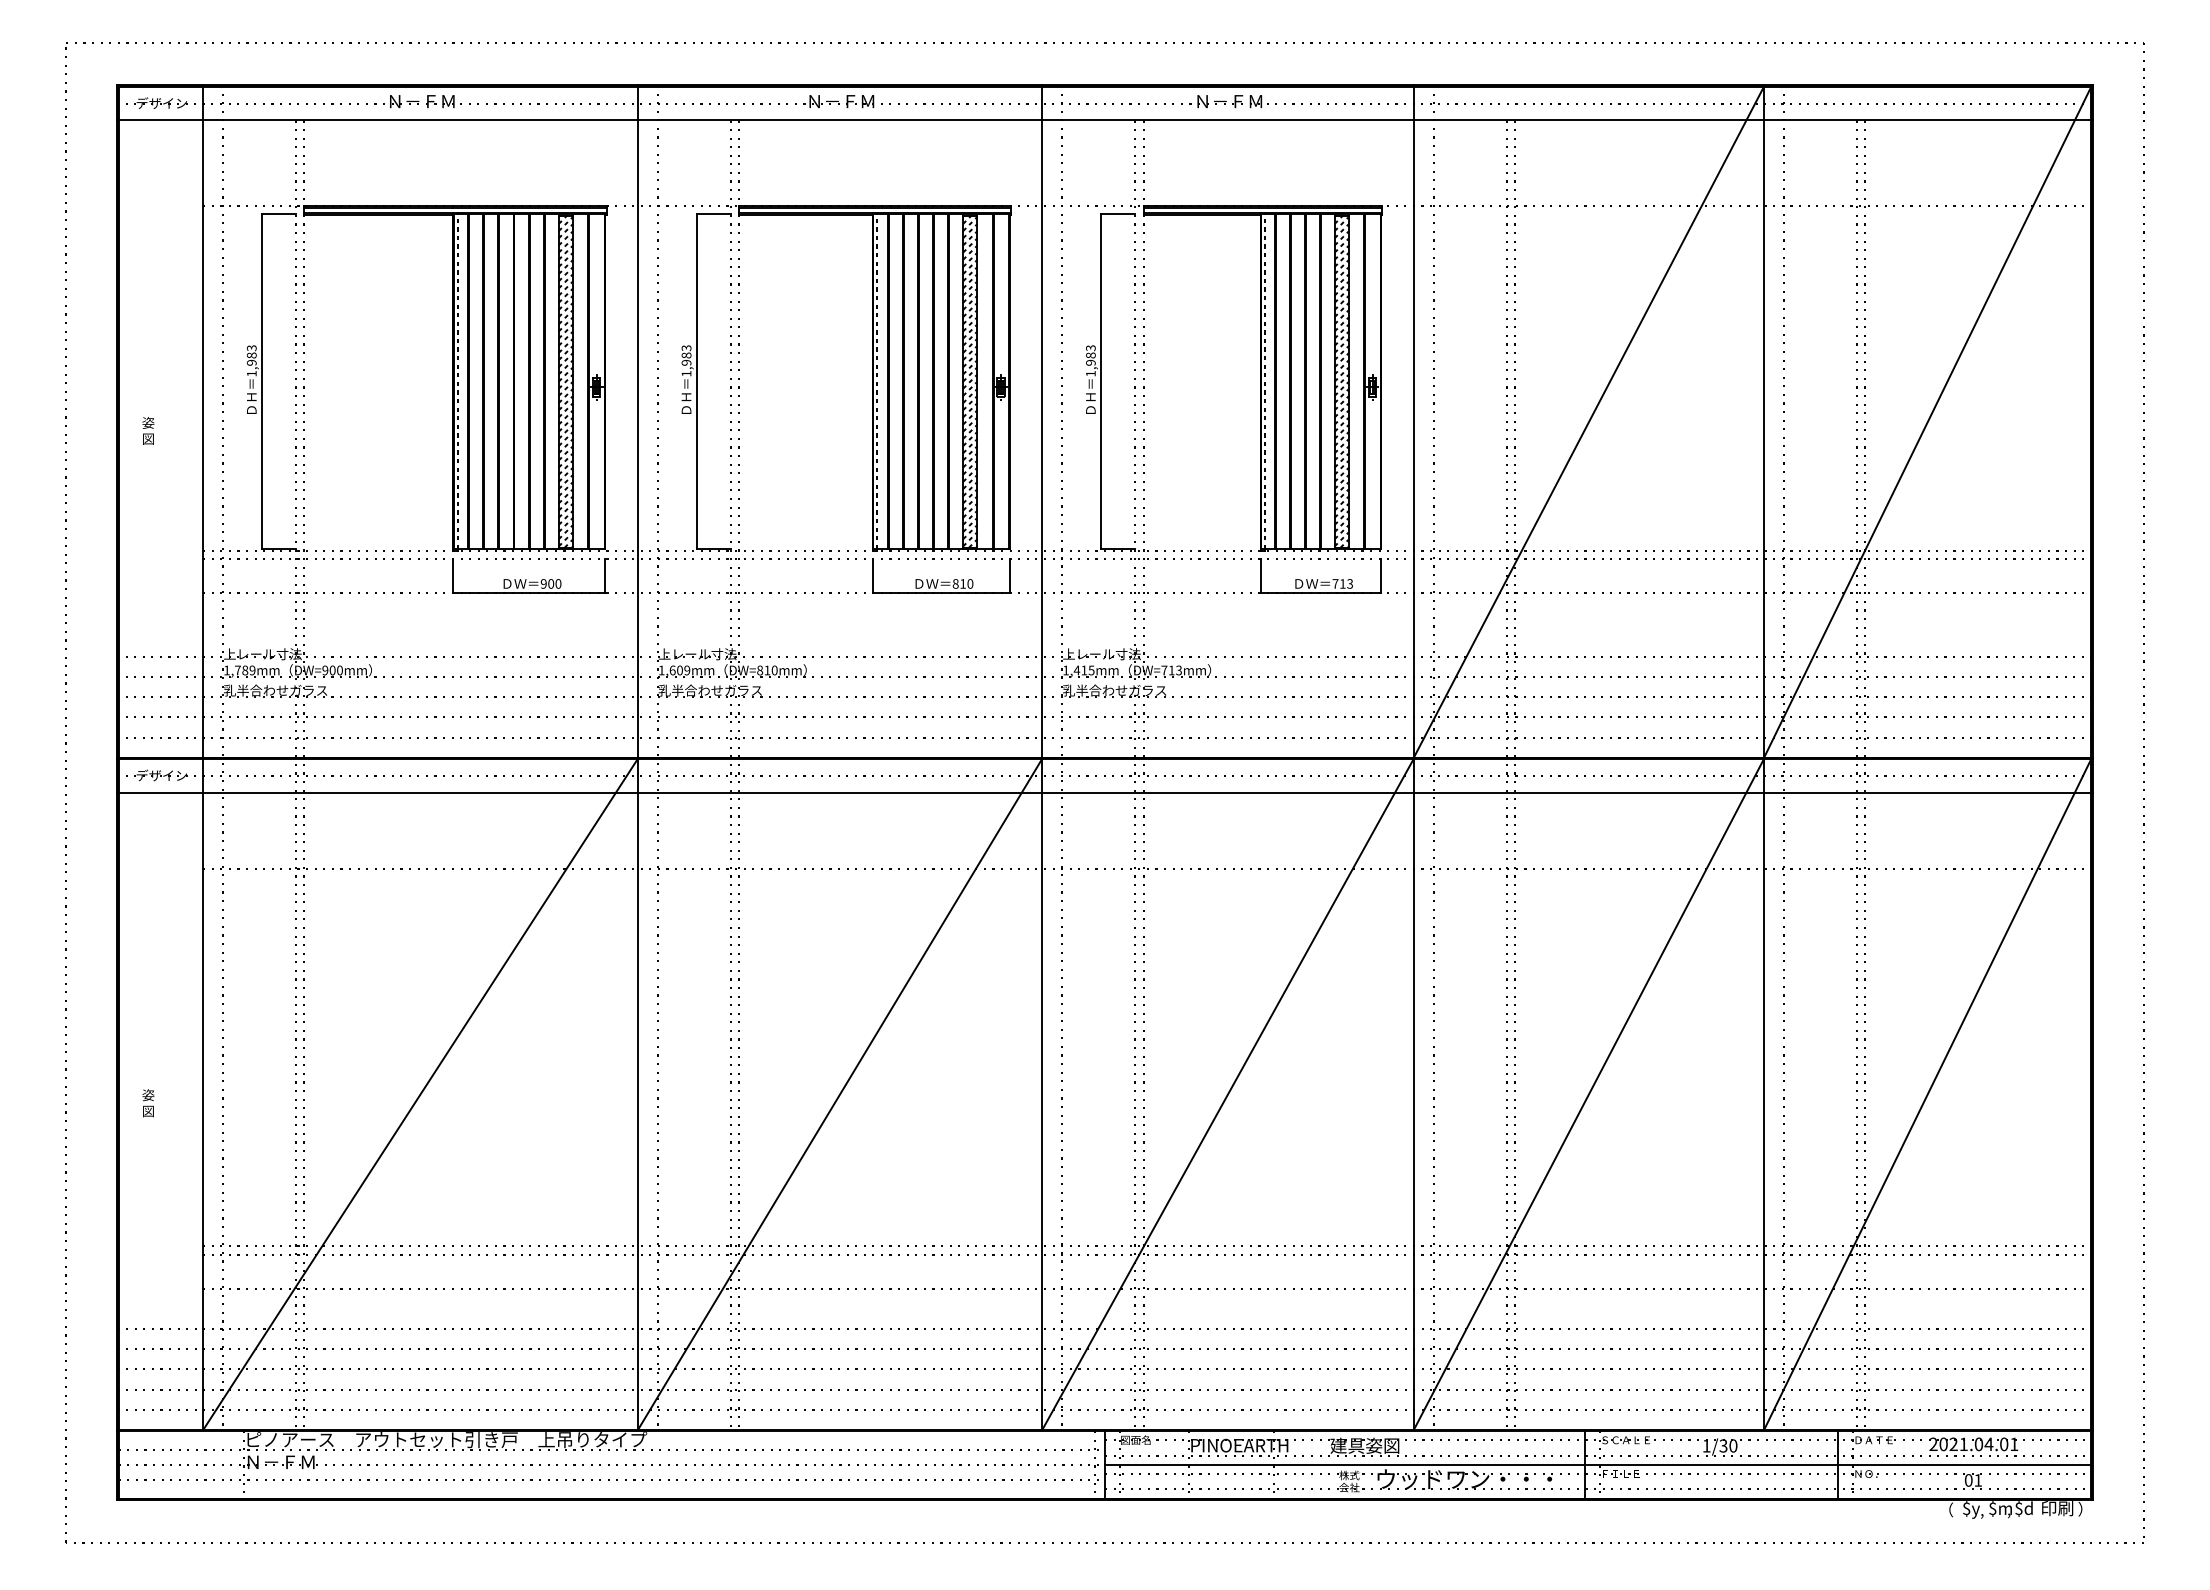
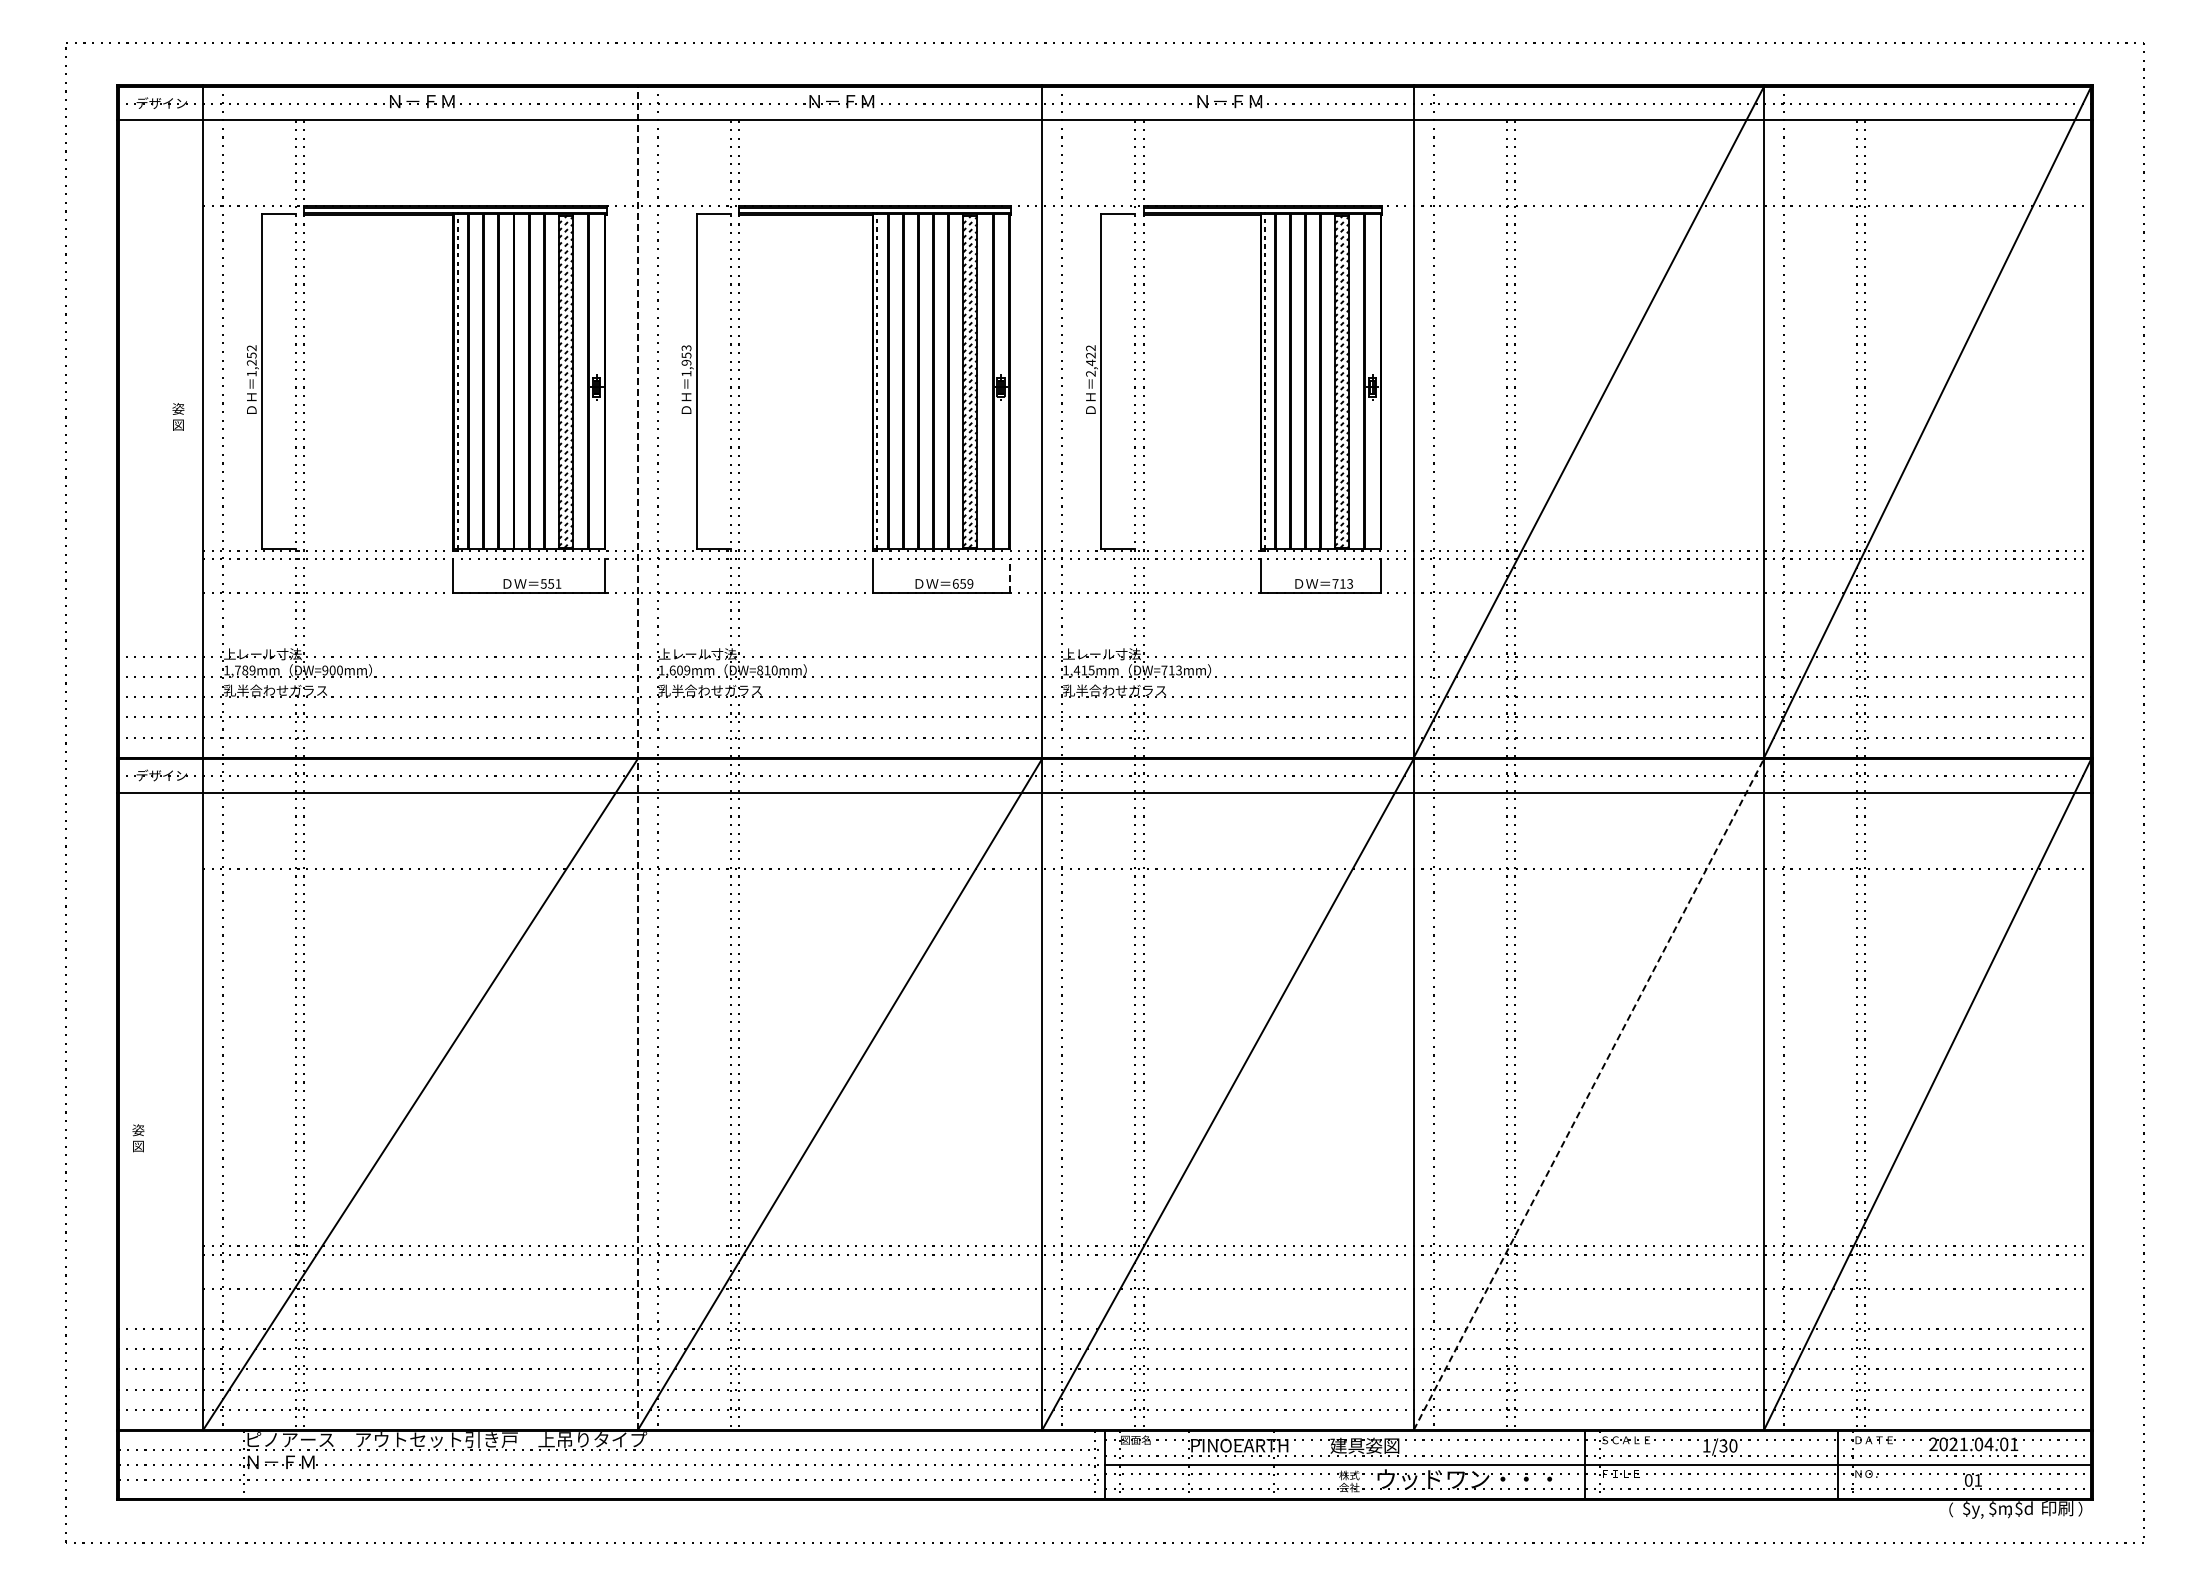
text: 1,983 -> 1,252 (251, 355)
text: 1,983 -> 1,953 (686, 355)
text: 1,983 -> 2,422 (1090, 360)
text position: (148, 430) -> (178, 416) (178, 416)
line: solid -> dashed (1009, 575)
text: 900 -> 551 (550, 583)
text: 810 -> 659 (962, 583)
line: solid -> dashed (637, 757)
line: solid -> dashed (1588, 1094)
text position: (148, 1103) -> (138, 1138) (138, 1138)
